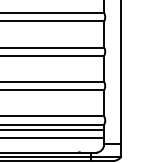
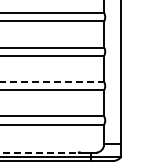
line: solid -> dashed (52, 81)
line: present -> none (53, 130)
line: present -> none (53, 138)
line: solid -> dashed (39, 152)
